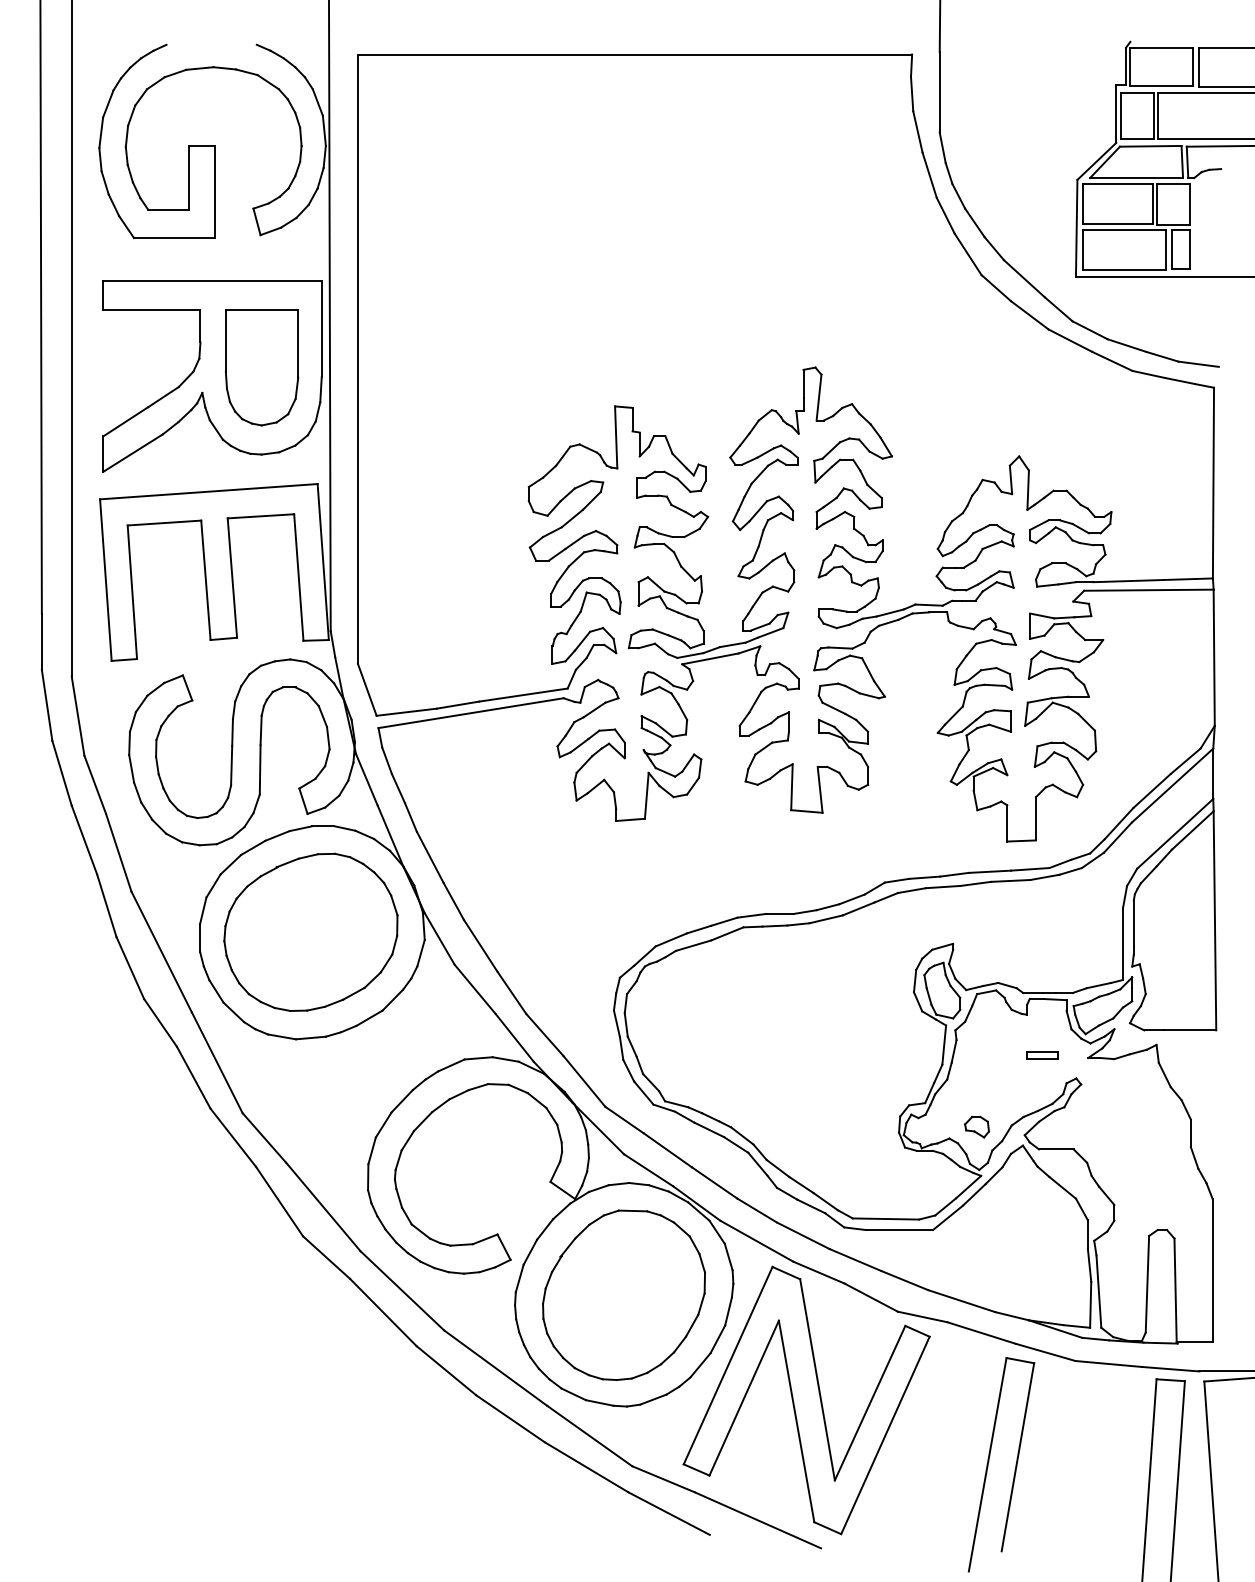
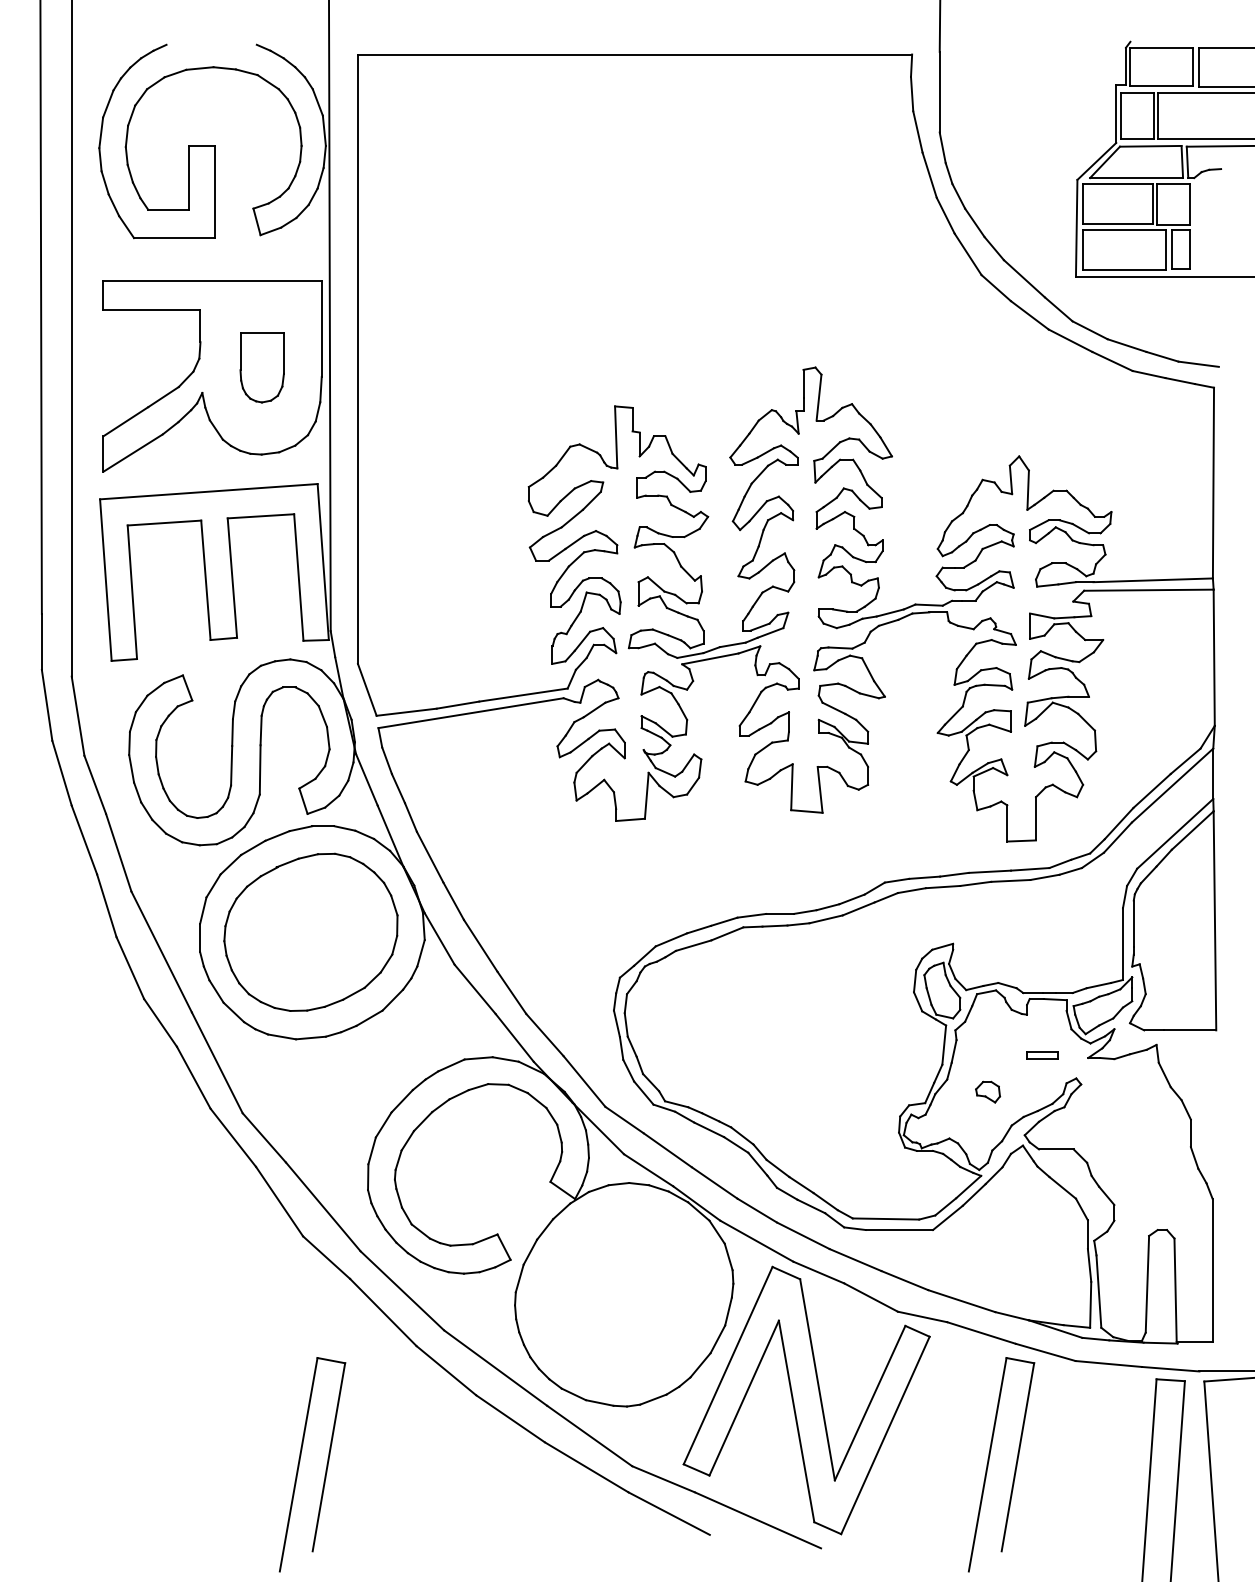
part size: 75x118 px -> 46x72 px (261, 367)
part position: (977, 1126) -> (988, 1091) (988, 1091)
part: present -> none (623, 1294)
part: none -> present (300, 1461)
